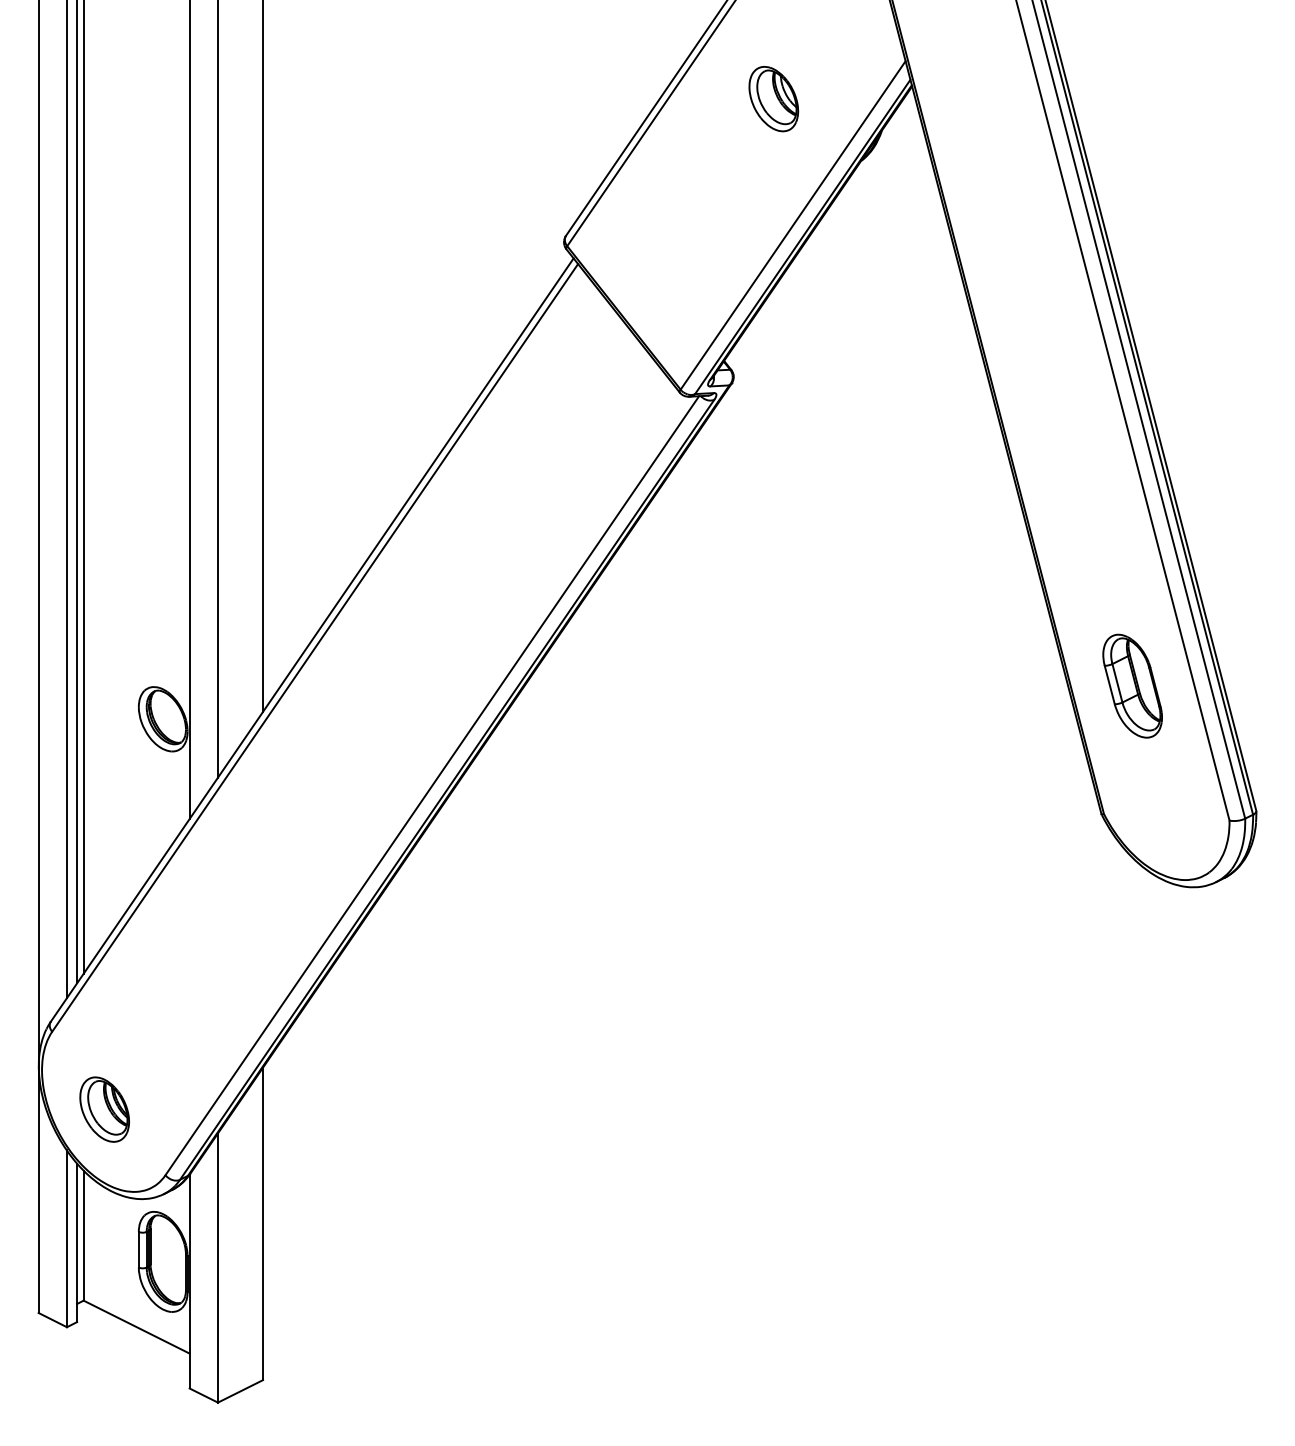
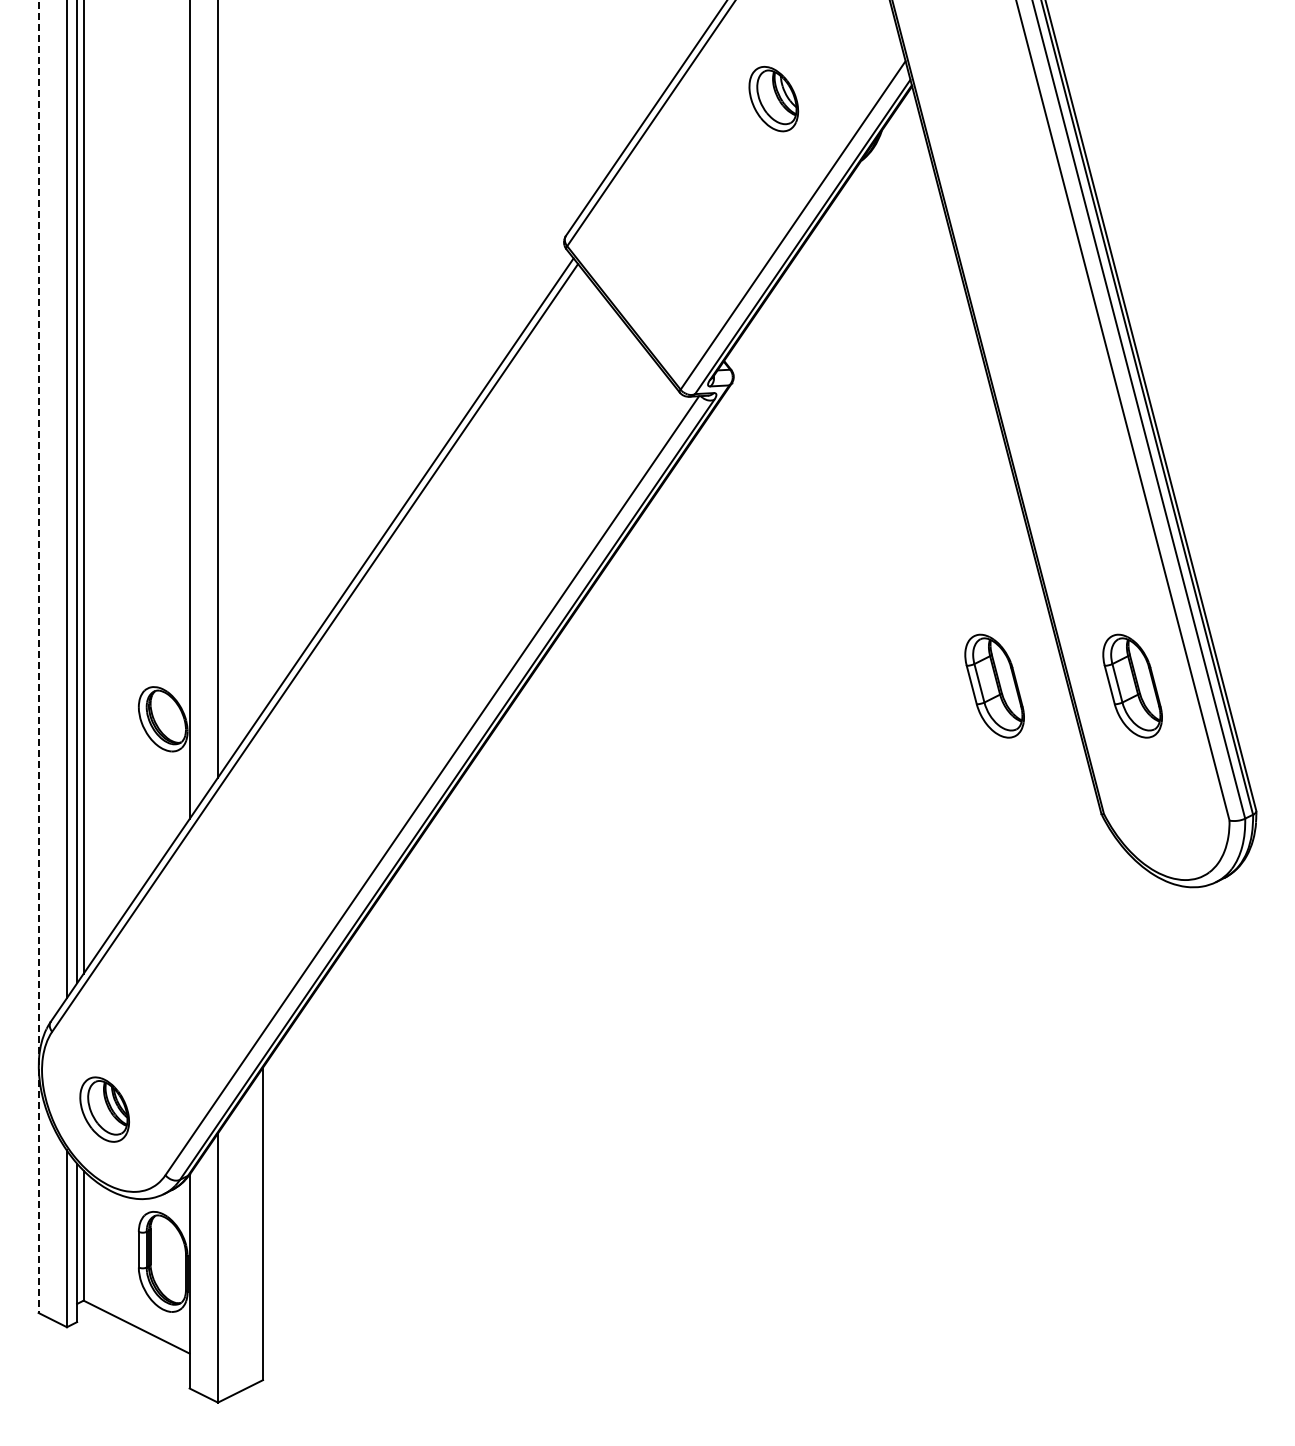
line: present -> none (263, 357)
line: solid -> dashed (38, 657)
part: none -> present (994, 685)
